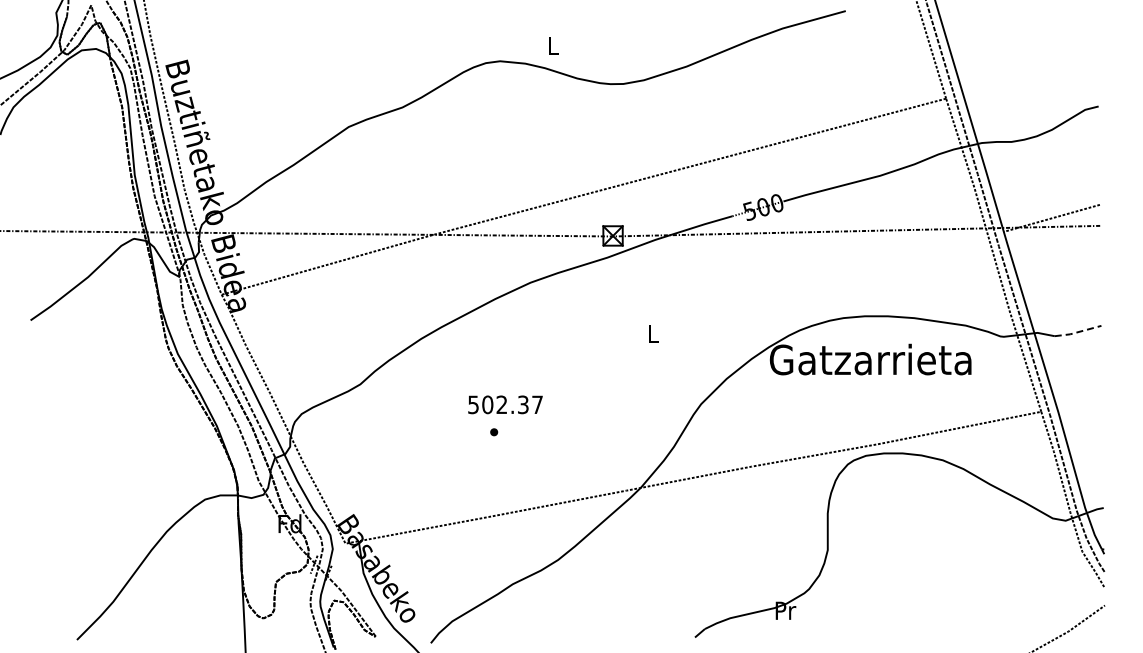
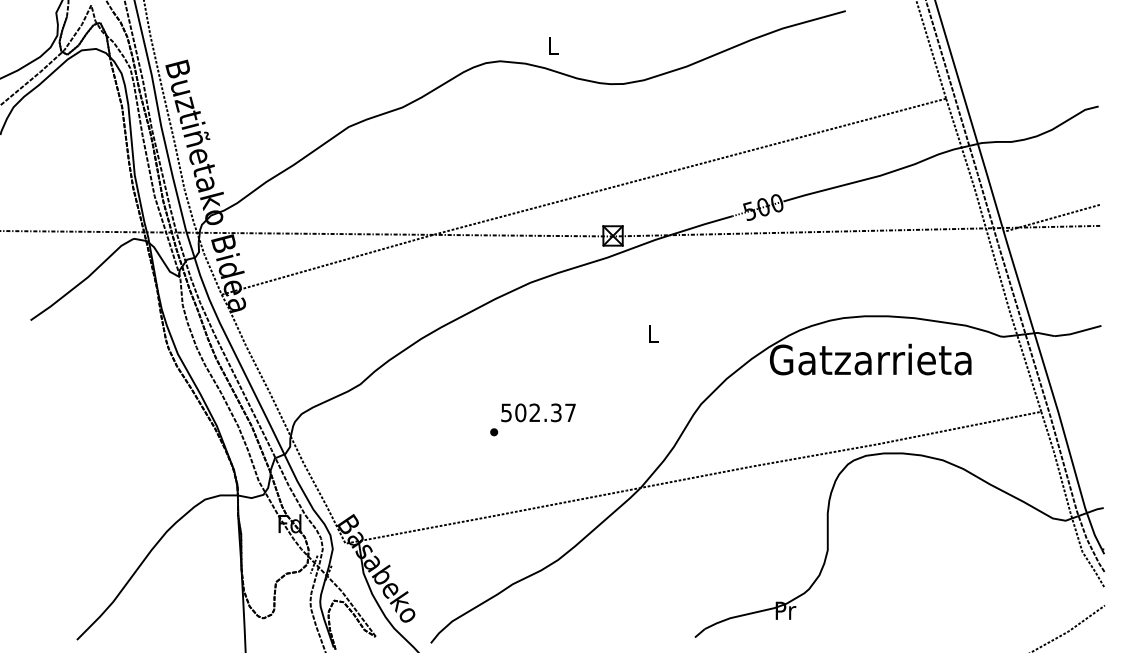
line: dashed -> solid (1077, 332)
text position: (505, 404) -> (538, 412) (538, 412)
